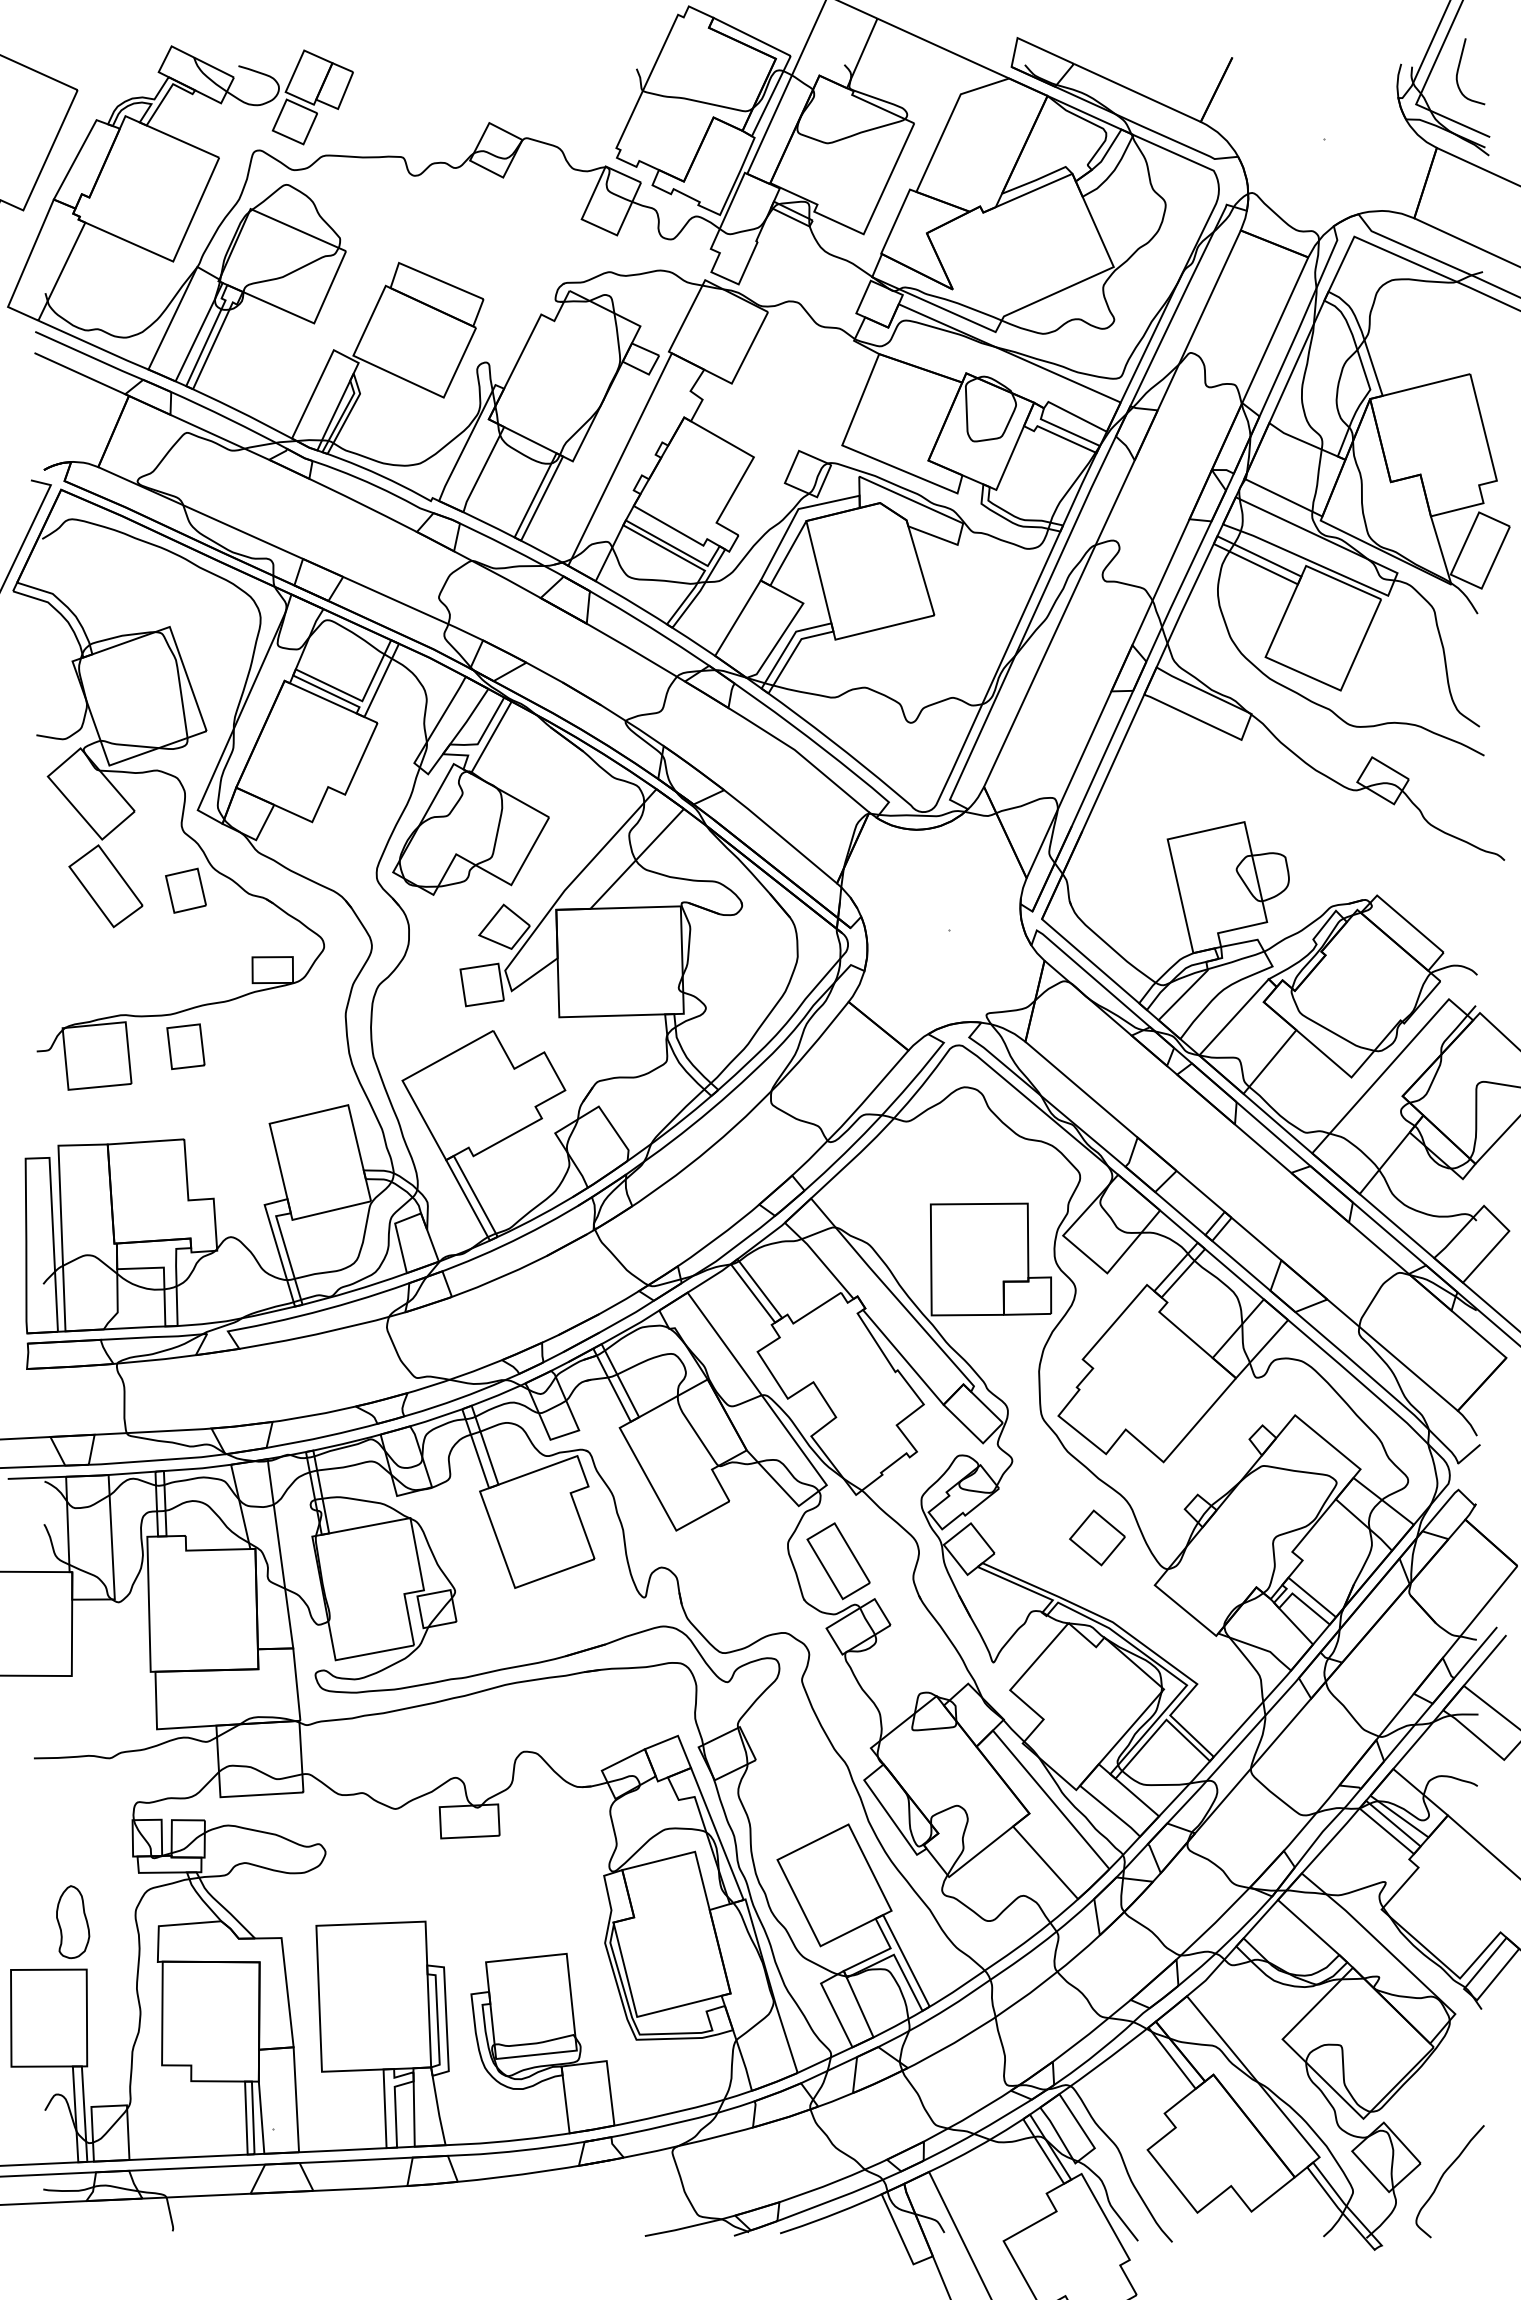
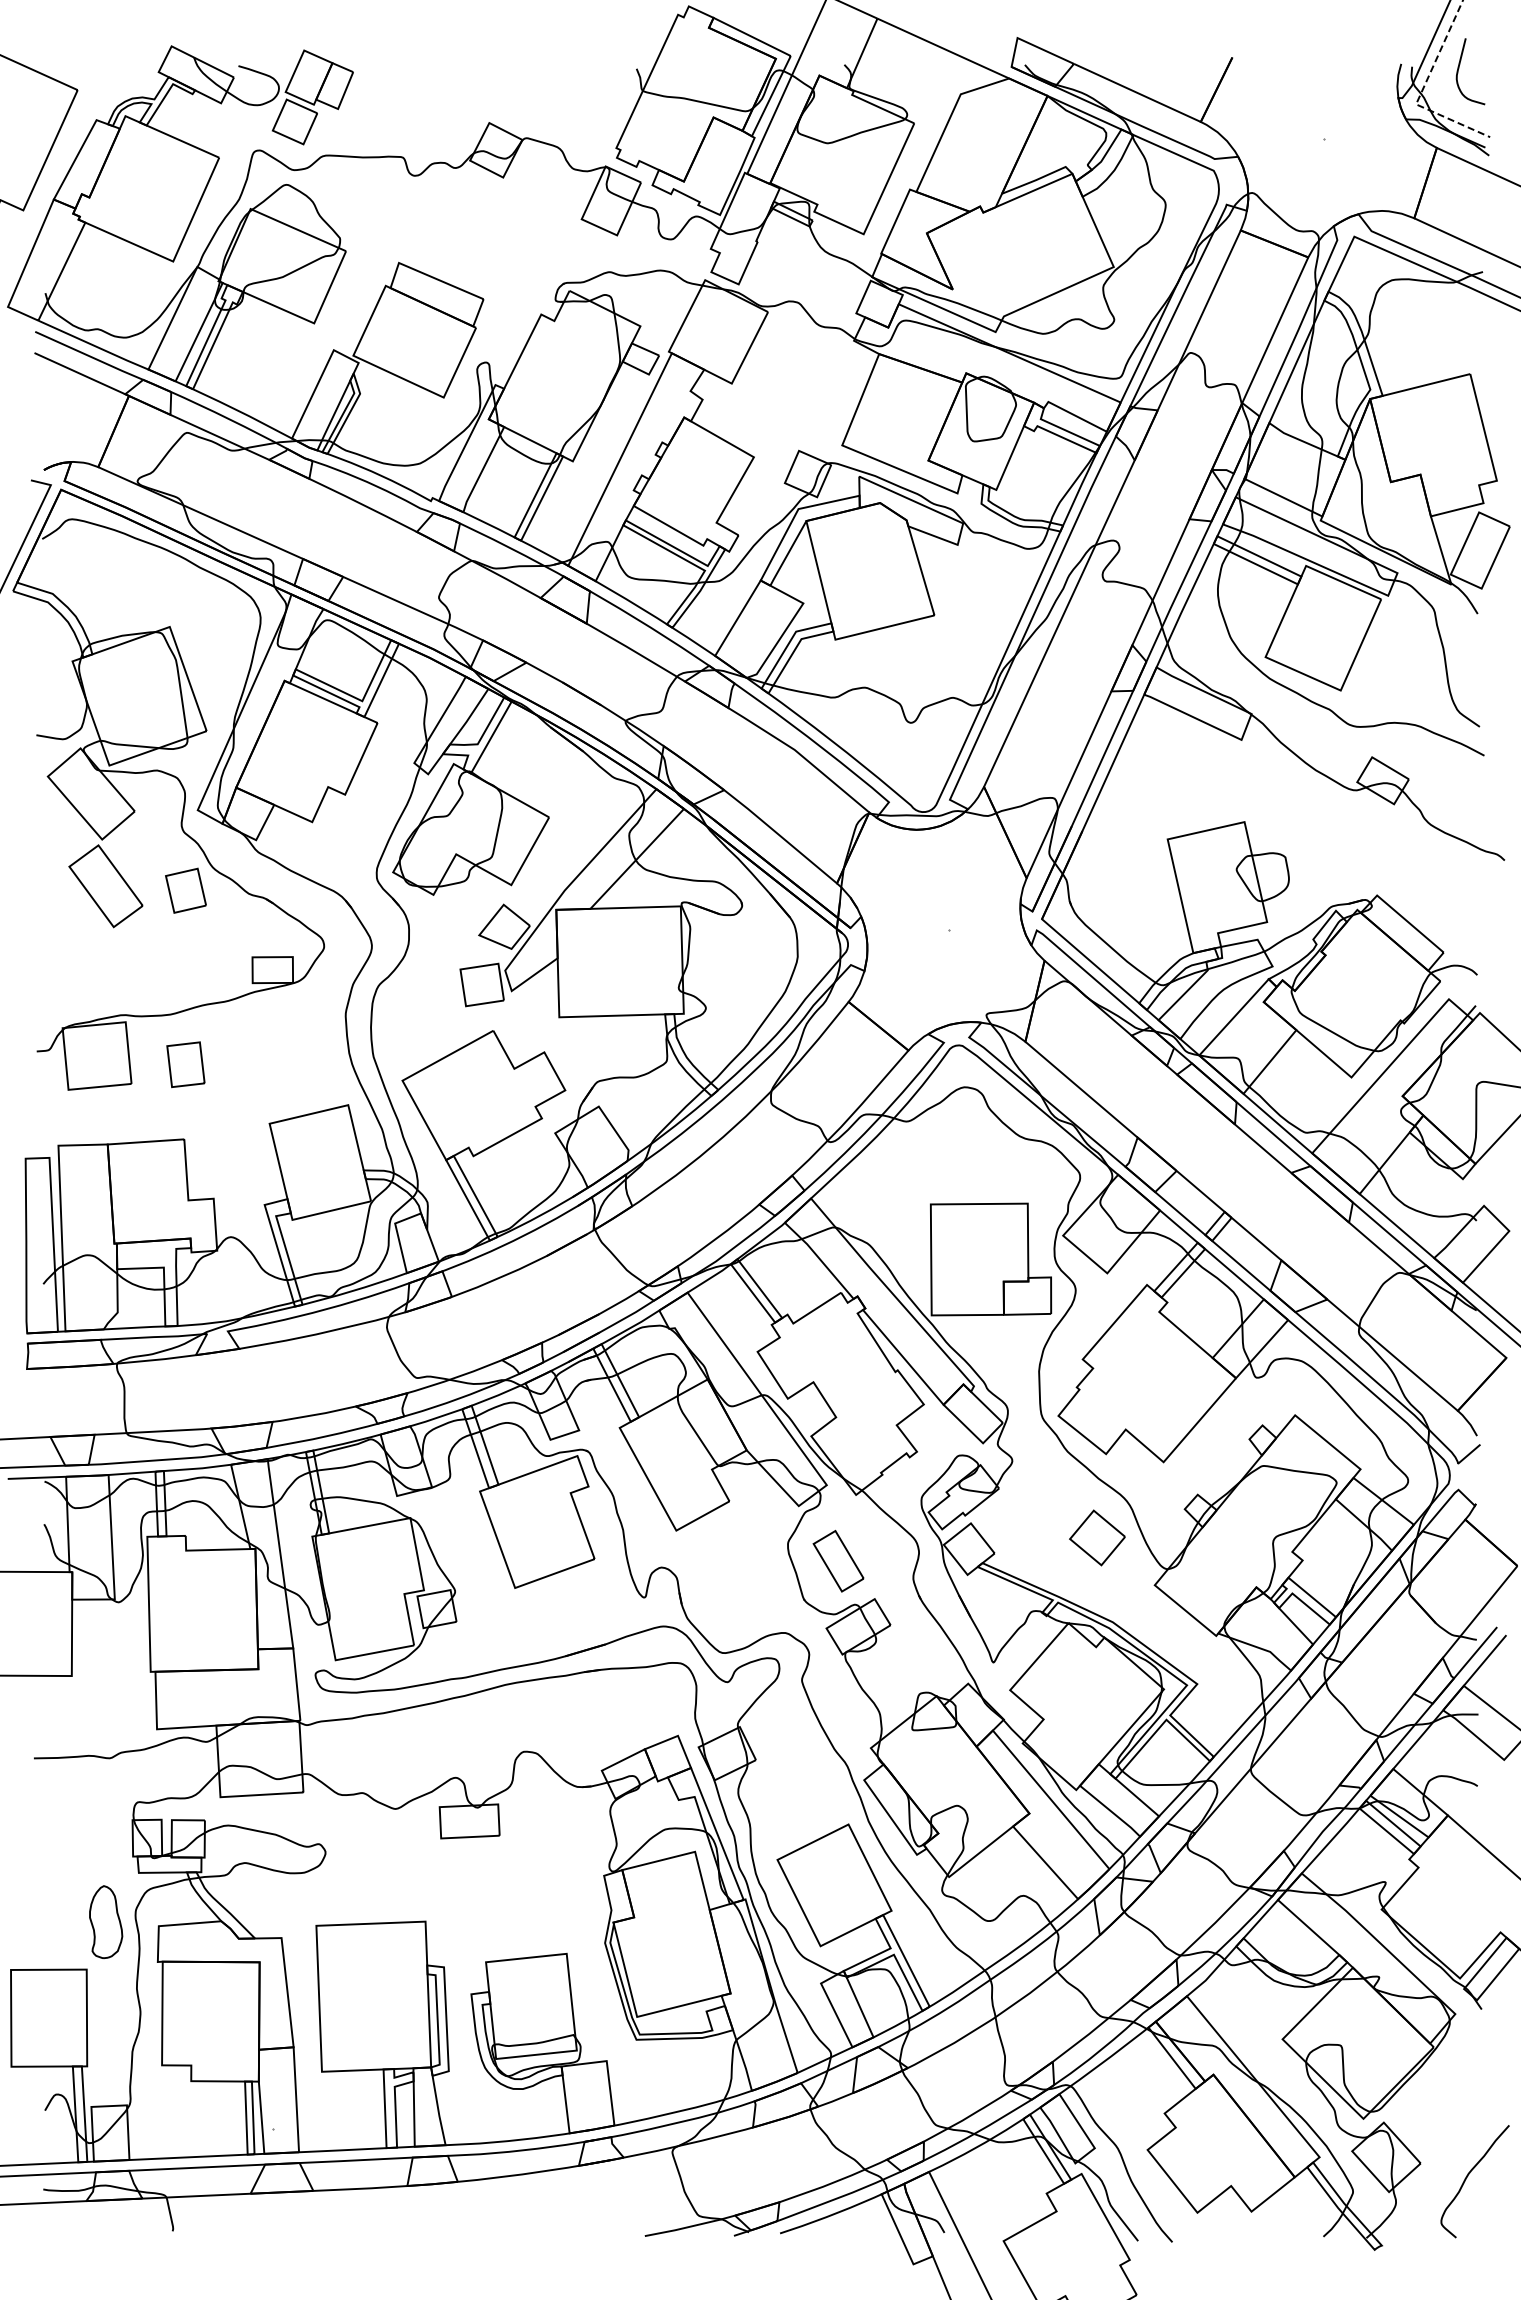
line: solid -> dashed (1422, 89)
part position: (185, 1046) -> (185, 1064) (185, 1064)
part size: 65x79 px -> 53x64 px (838, 1560)
part position: (73, 1922) -> (106, 1922) (106, 1922)
curve position: (1443, 2176) -> (1468, 2176) (1468, 2176)
